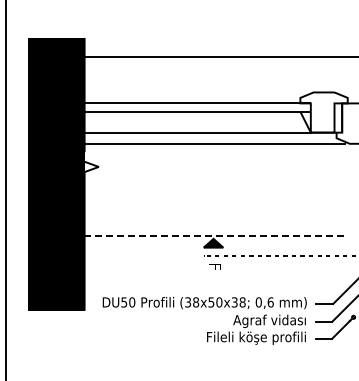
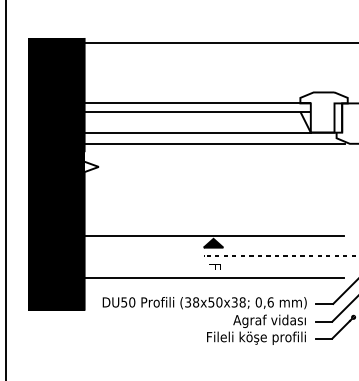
line position: (207, 57) -> (207, 43) (207, 43)
line: dashed -> solid (201, 235)
line: none -> present (201, 277)
